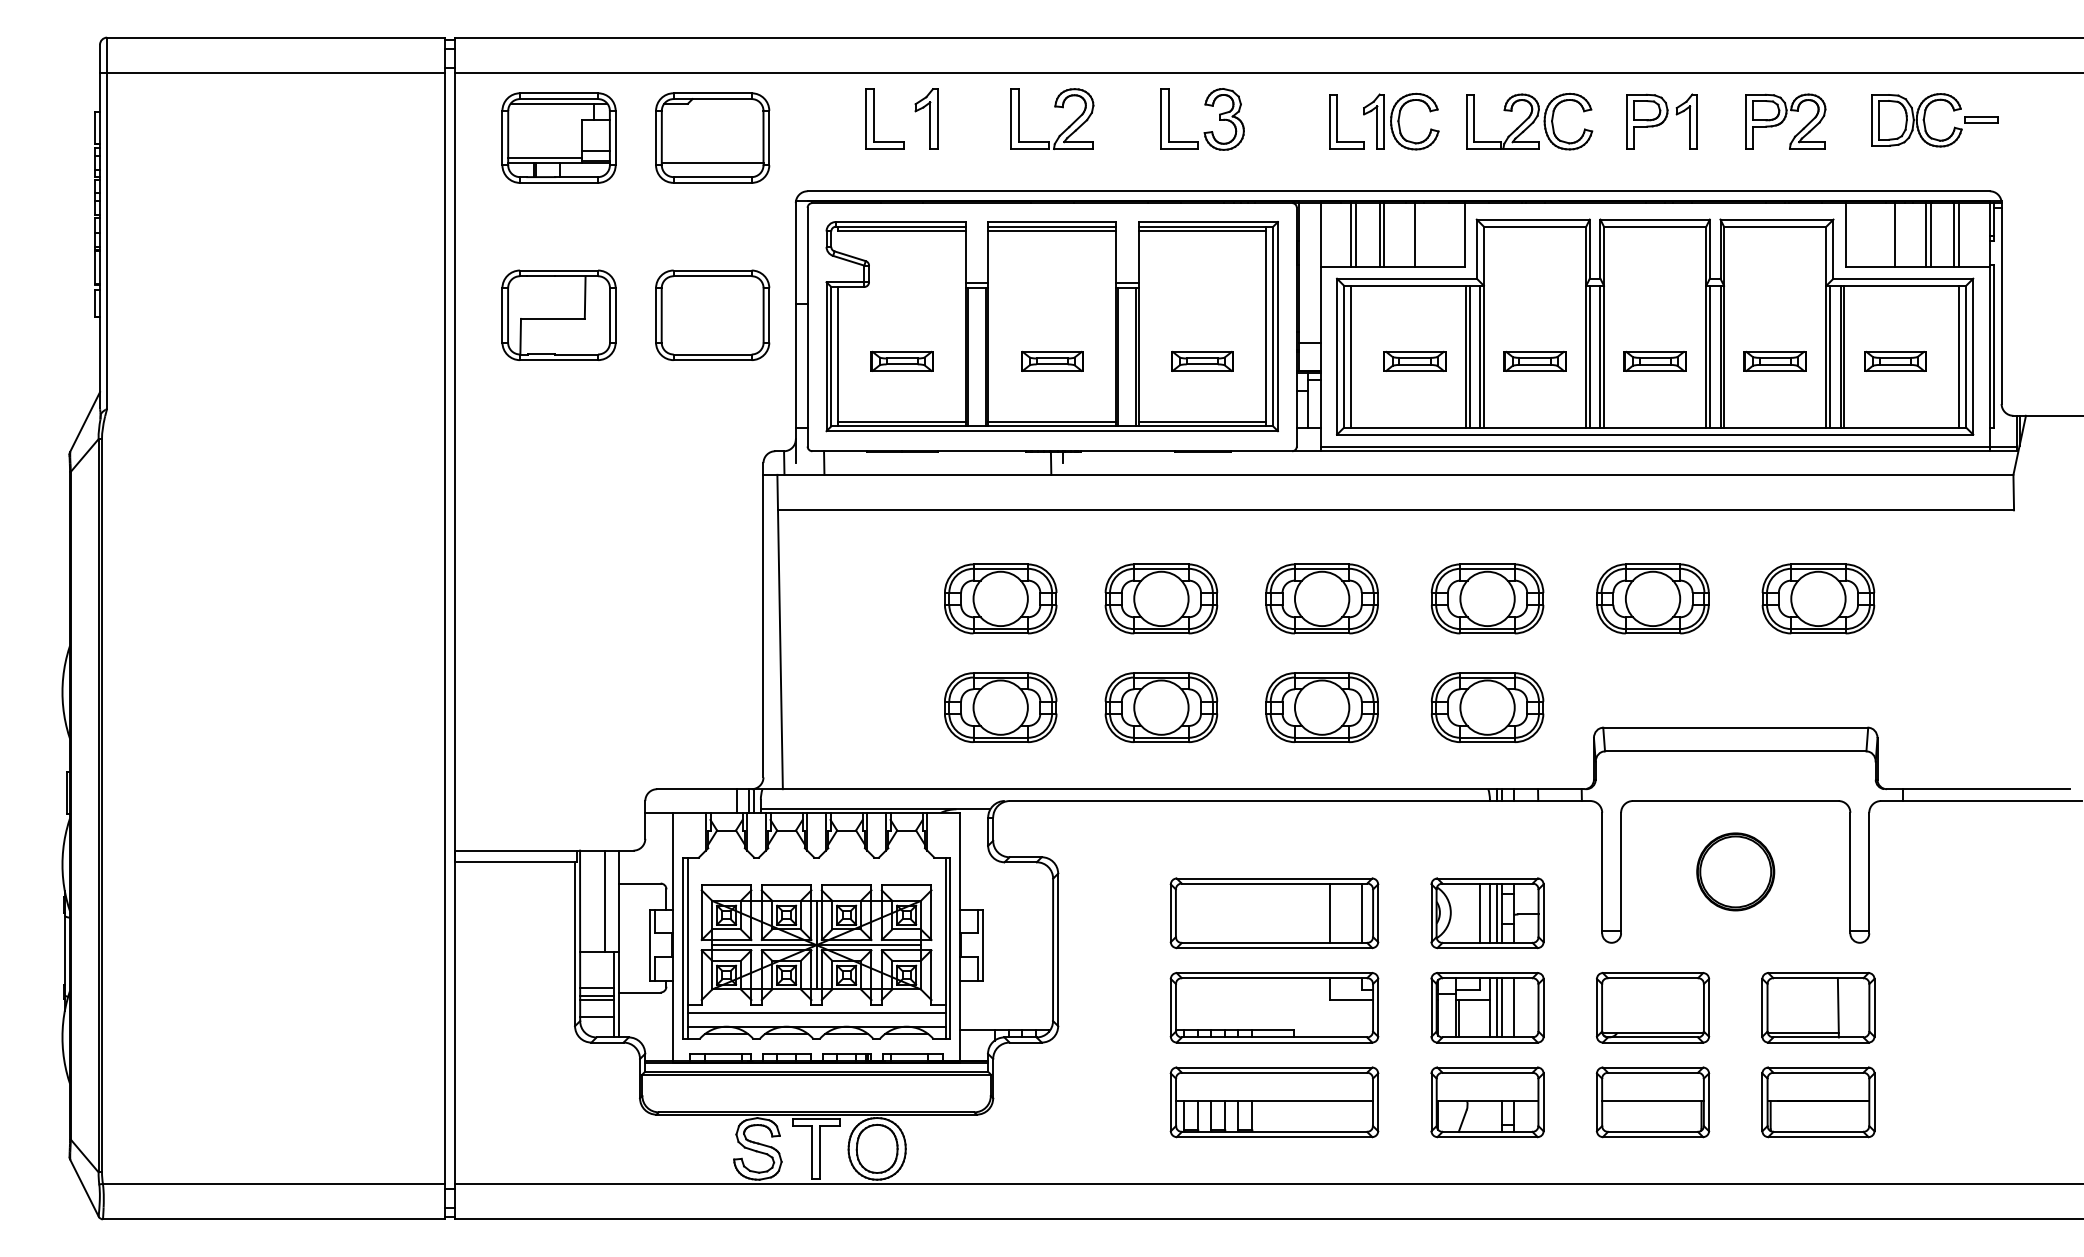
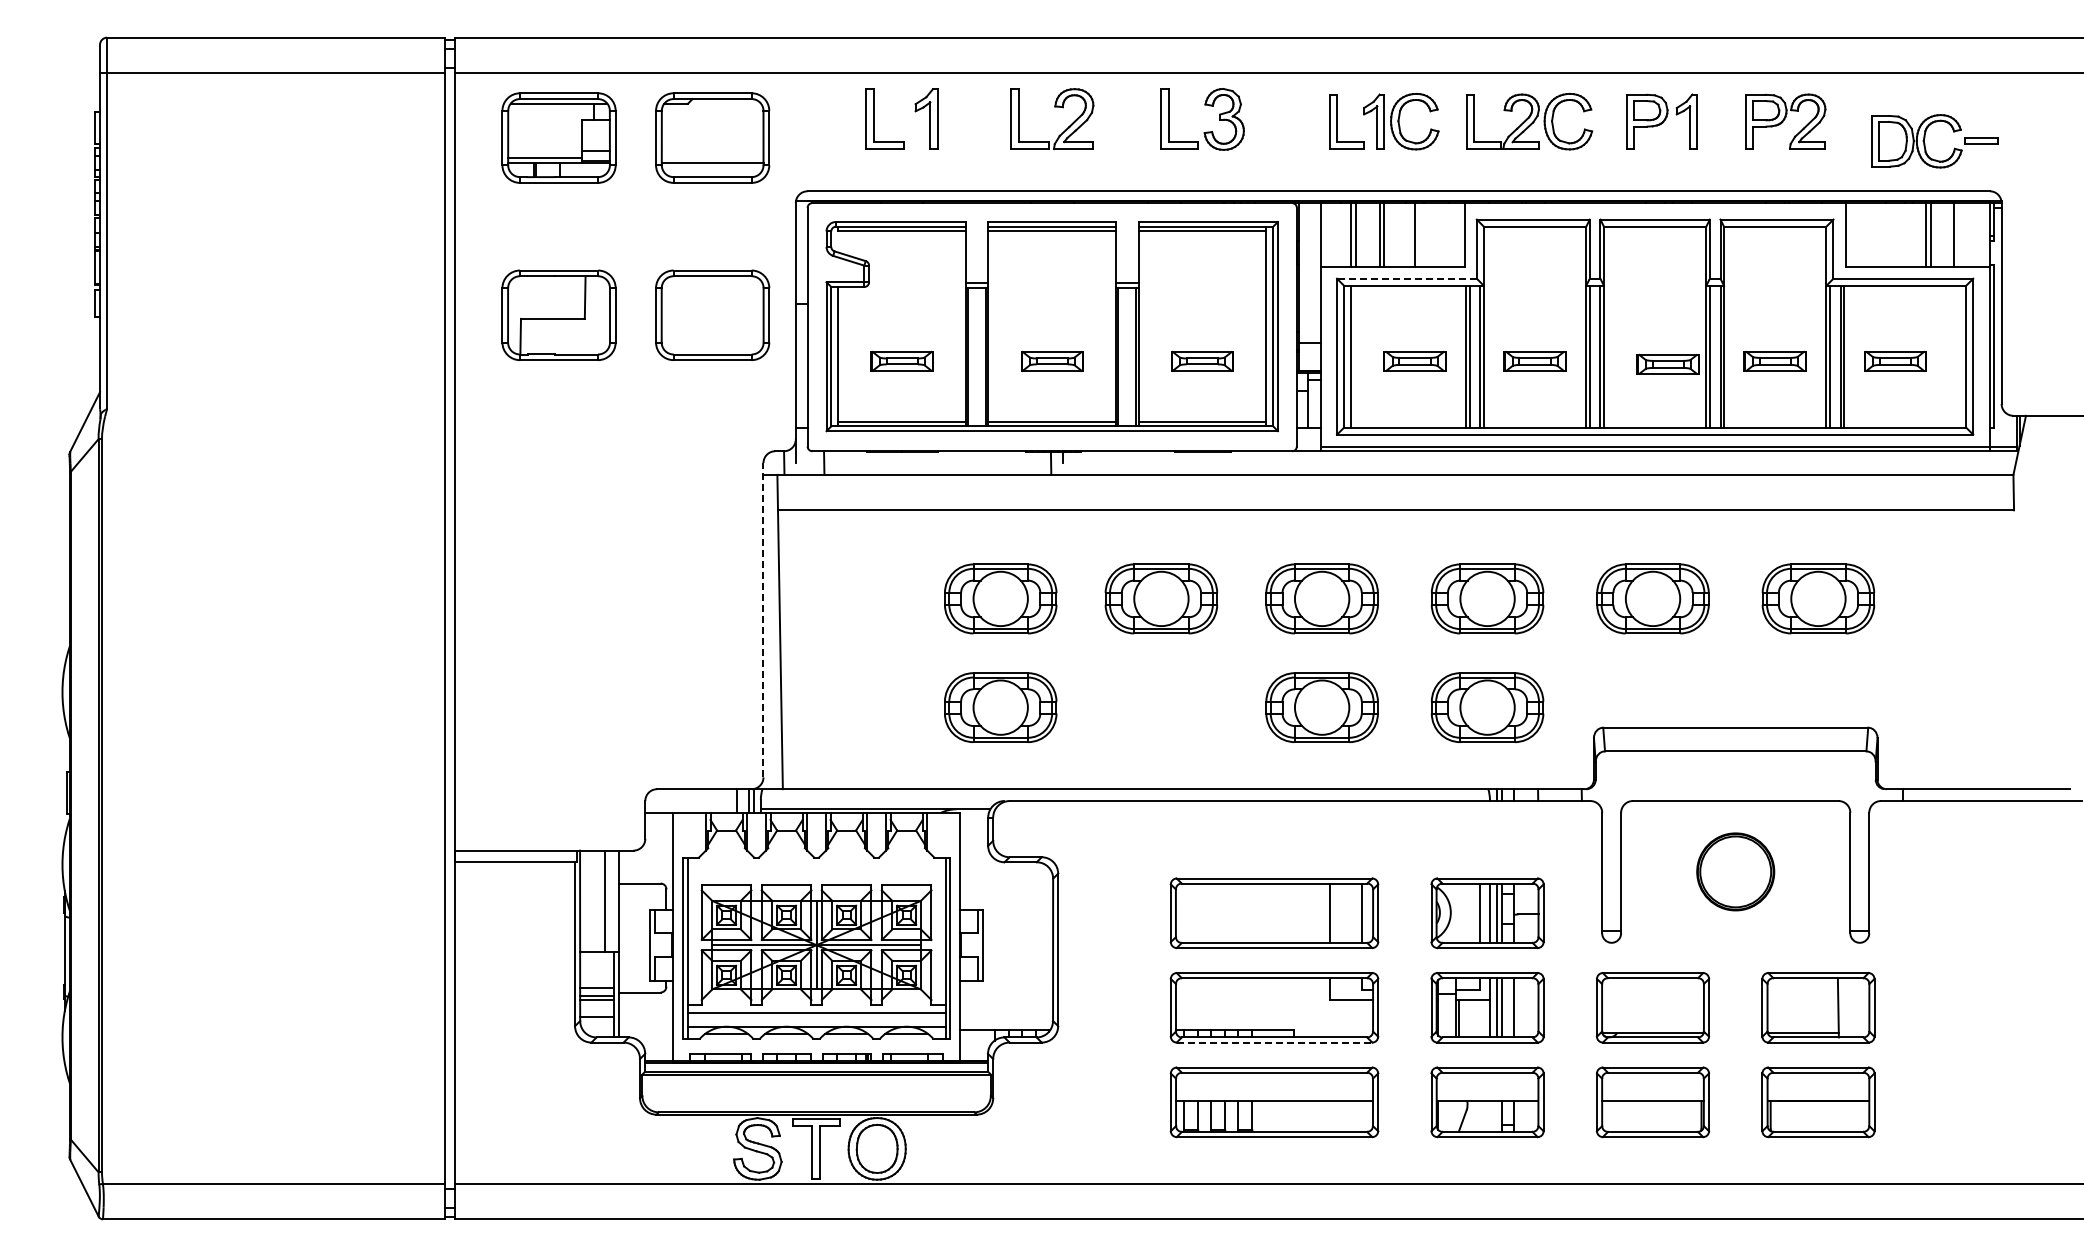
part position: (1925, 122) -> (1925, 143) (1925, 143)
line: present -> none (1895, 234)
line: present -> none (1959, 234)
line: solid -> dashed (1406, 278)
line: present -> none (1959, 356)
part position: (1654, 360) -> (1667, 363) (1667, 363)
line: solid -> dashed (763, 619)
part: present -> none (1161, 707)
line: solid -> dashed (1274, 1042)
